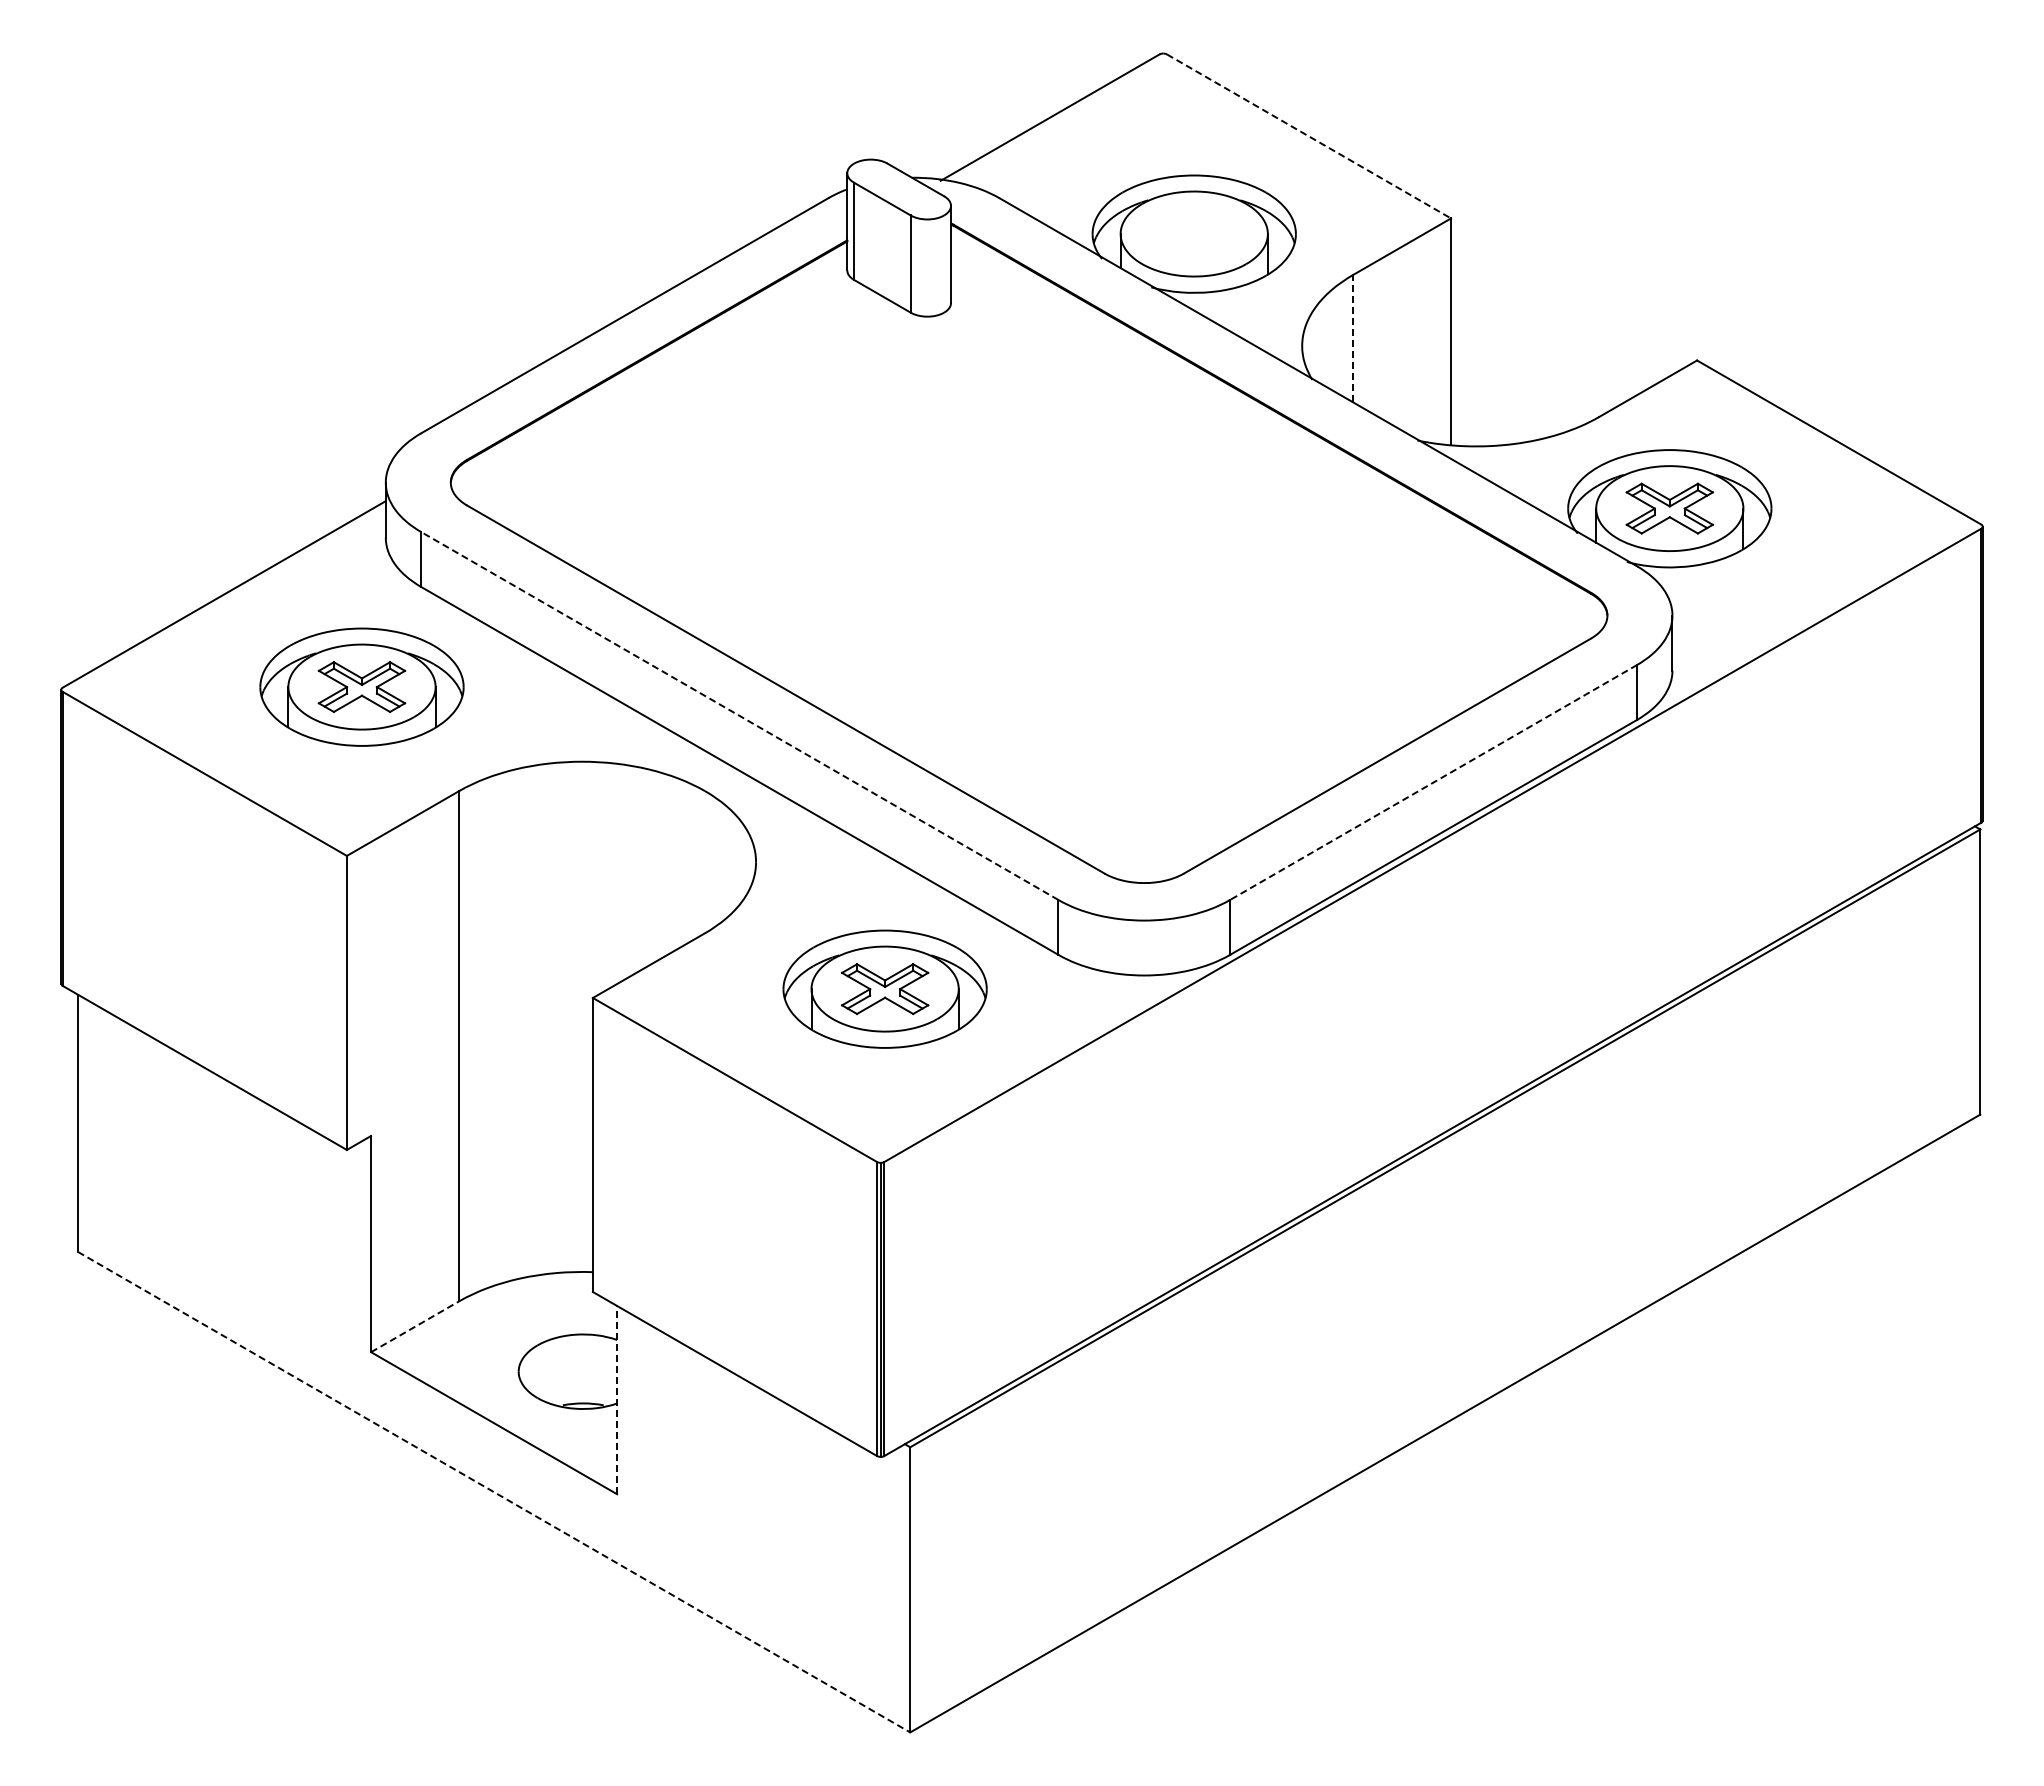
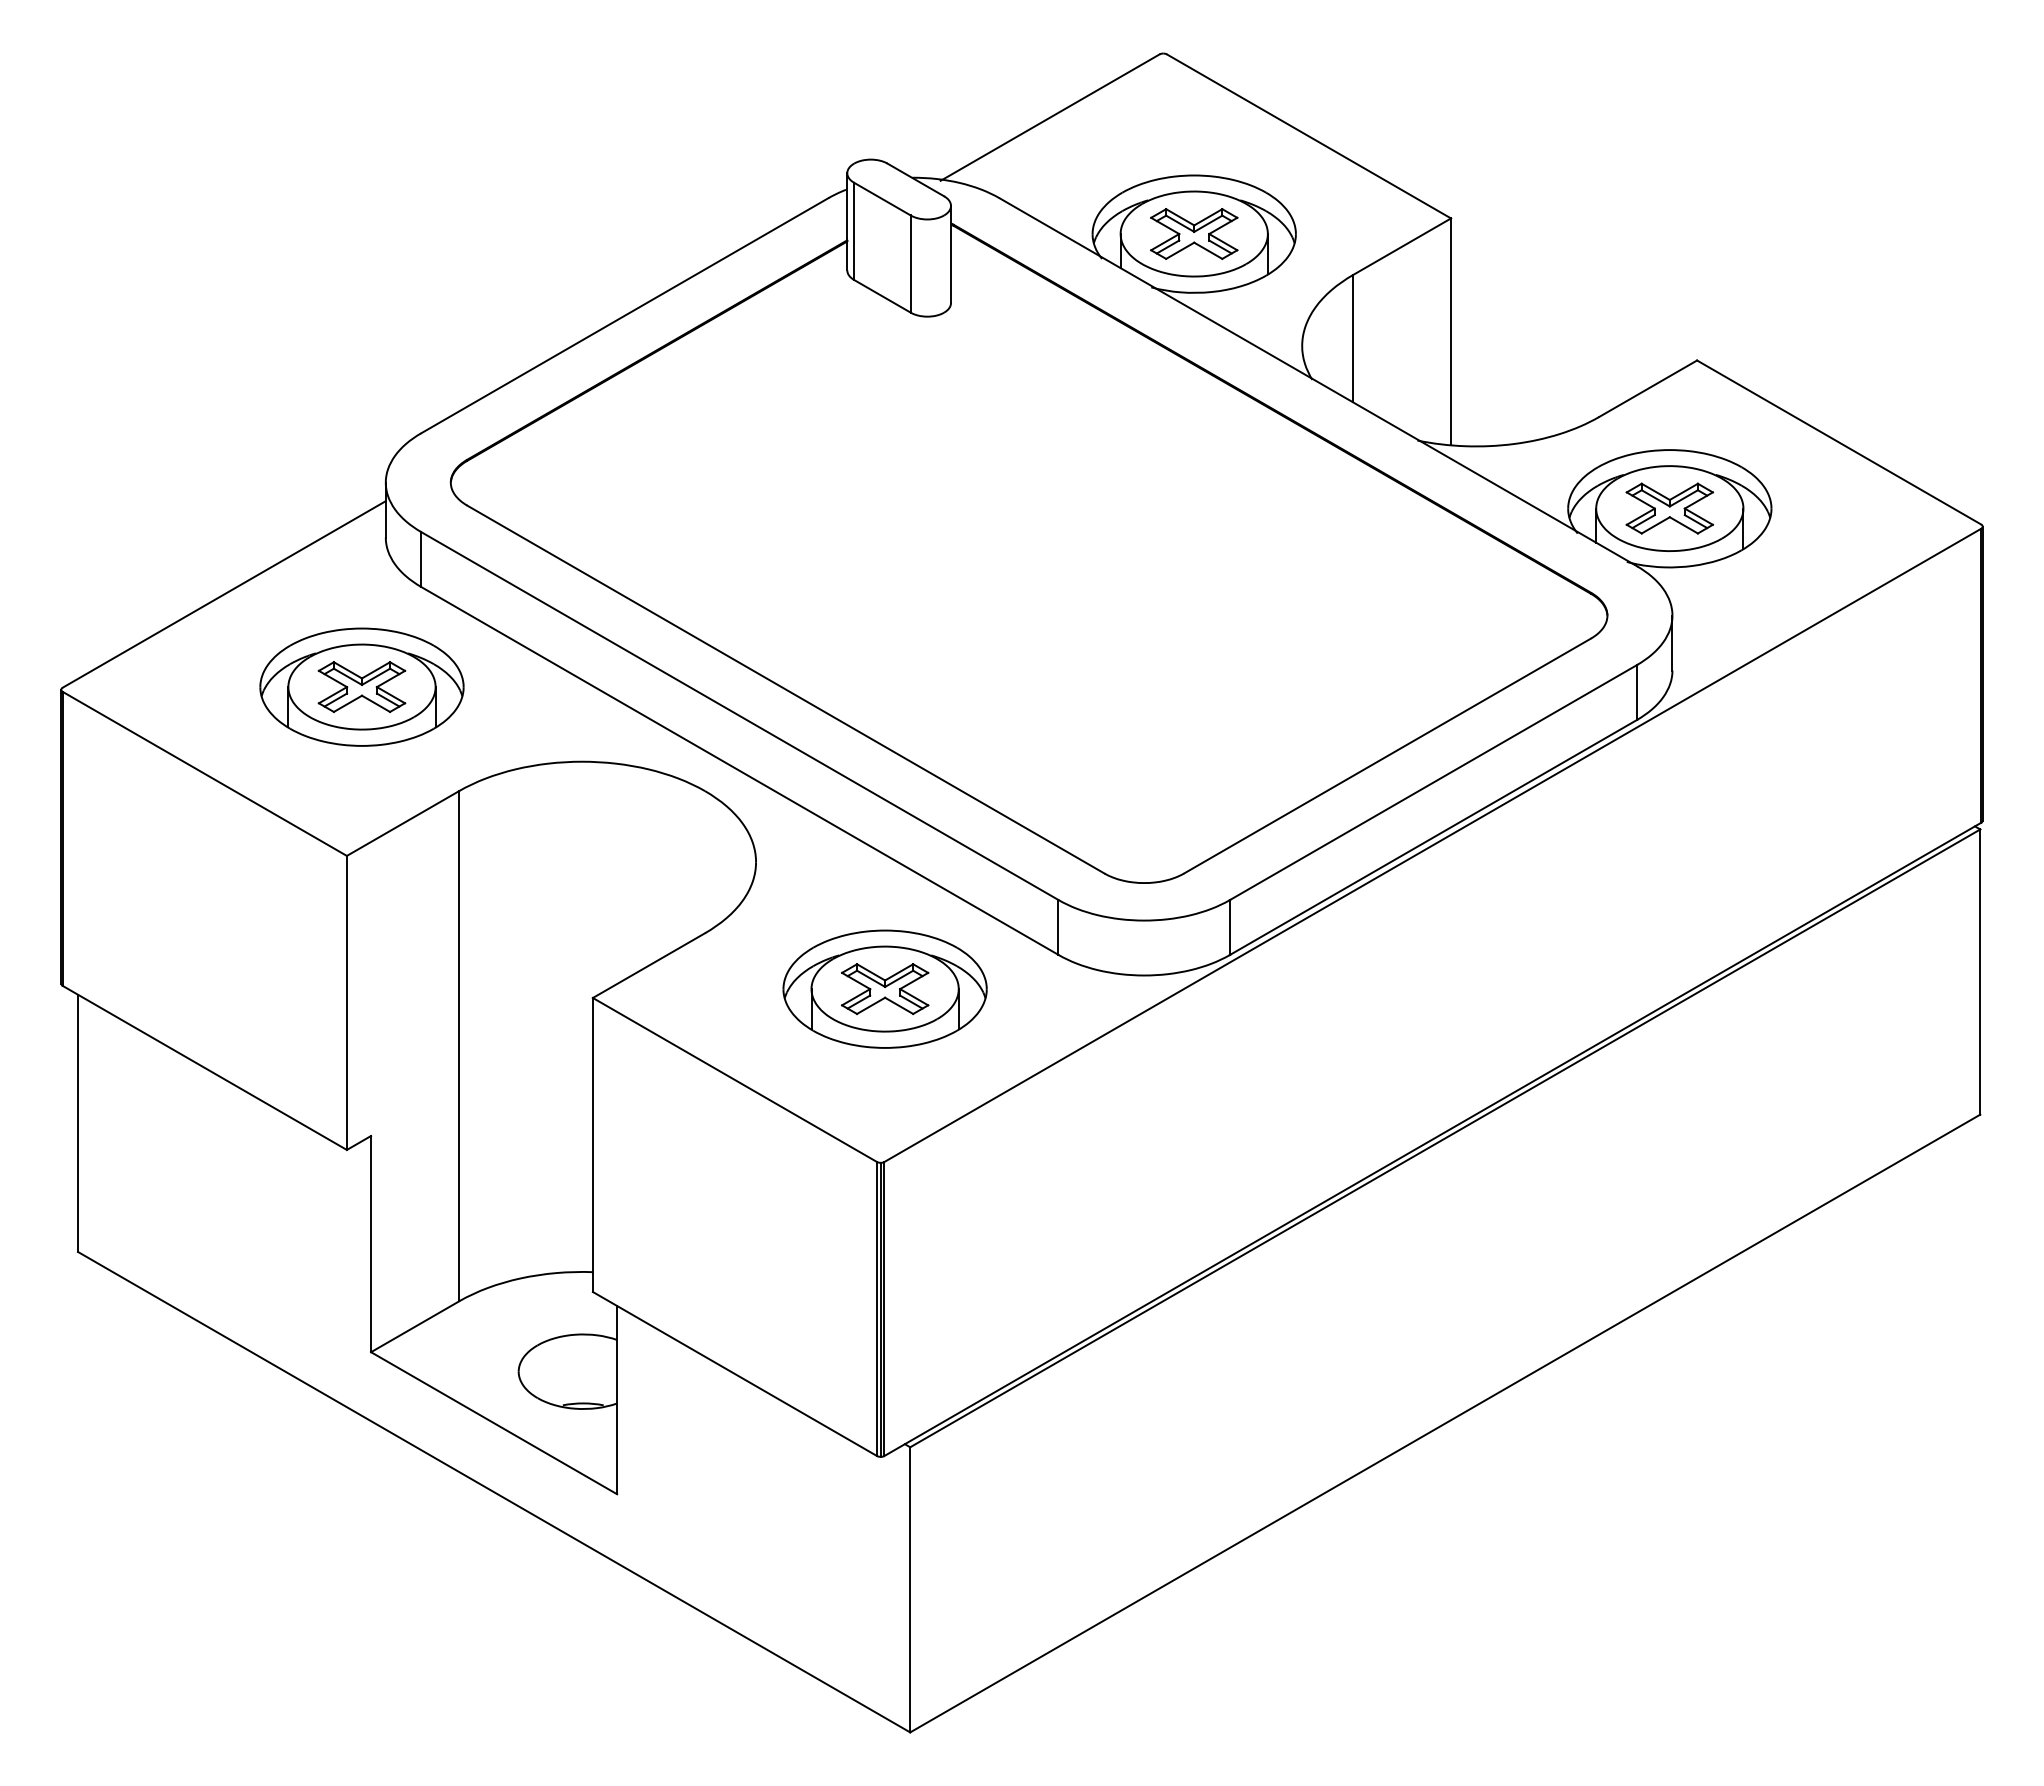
line: dashed -> solid (1309, 136)
part: none -> present (1194, 233)
line: dashed -> solid (1353, 338)
line: dashed -> solid (739, 715)
line: dashed -> solid (1433, 782)
line: dashed -> solid (415, 1326)
line: dashed -> solid (617, 1399)
line: dashed -> solid (494, 1492)
